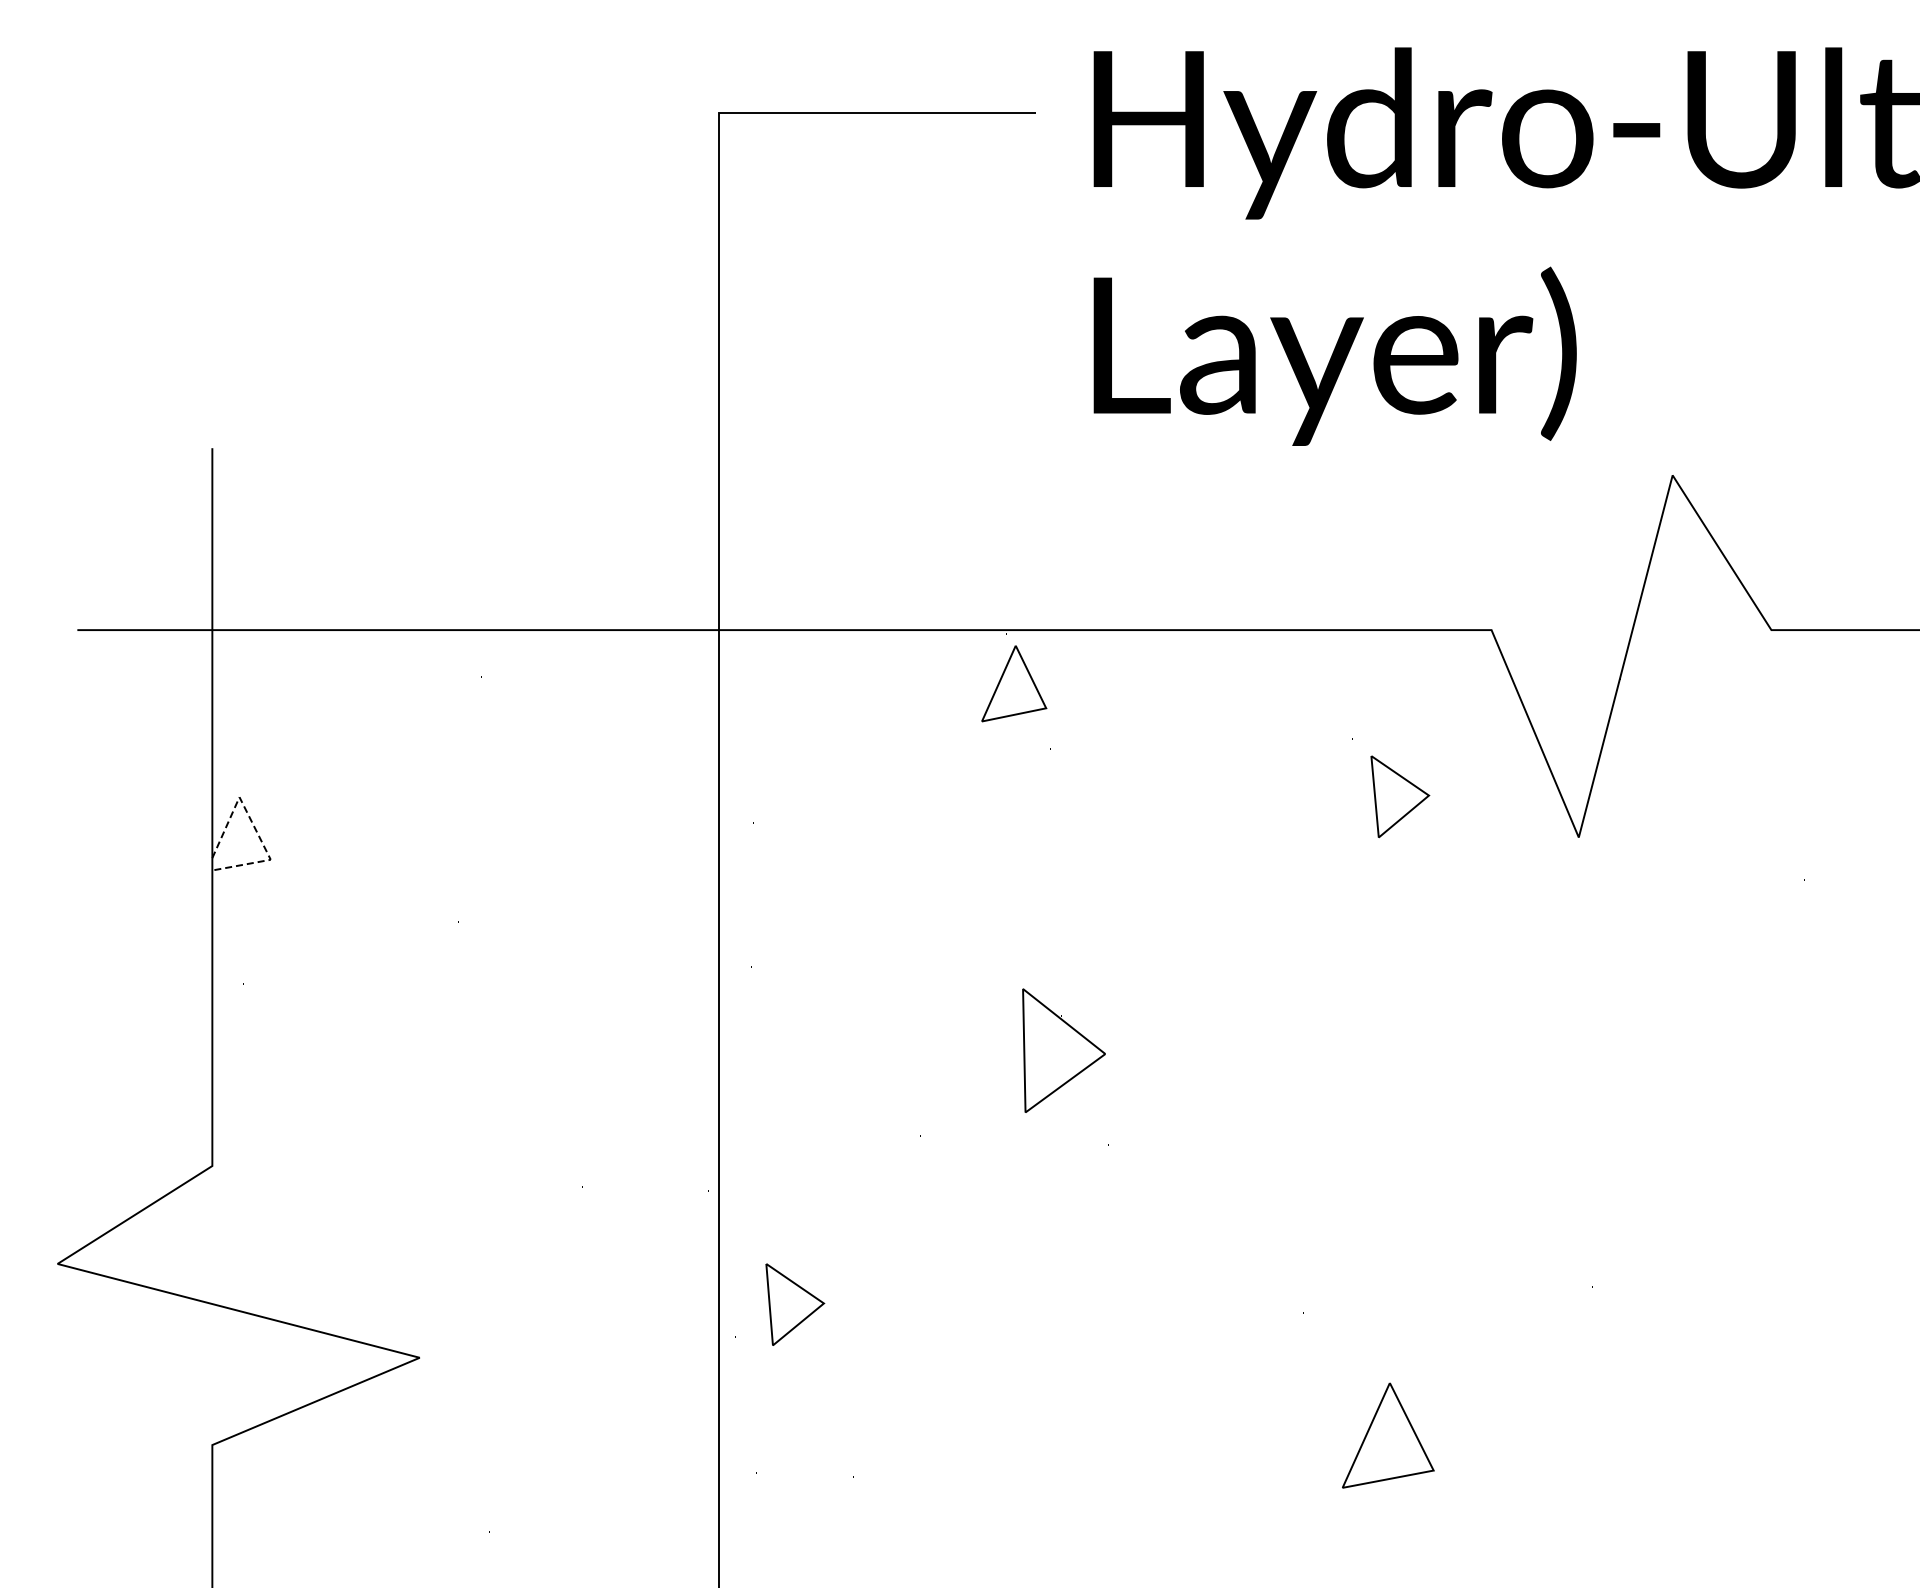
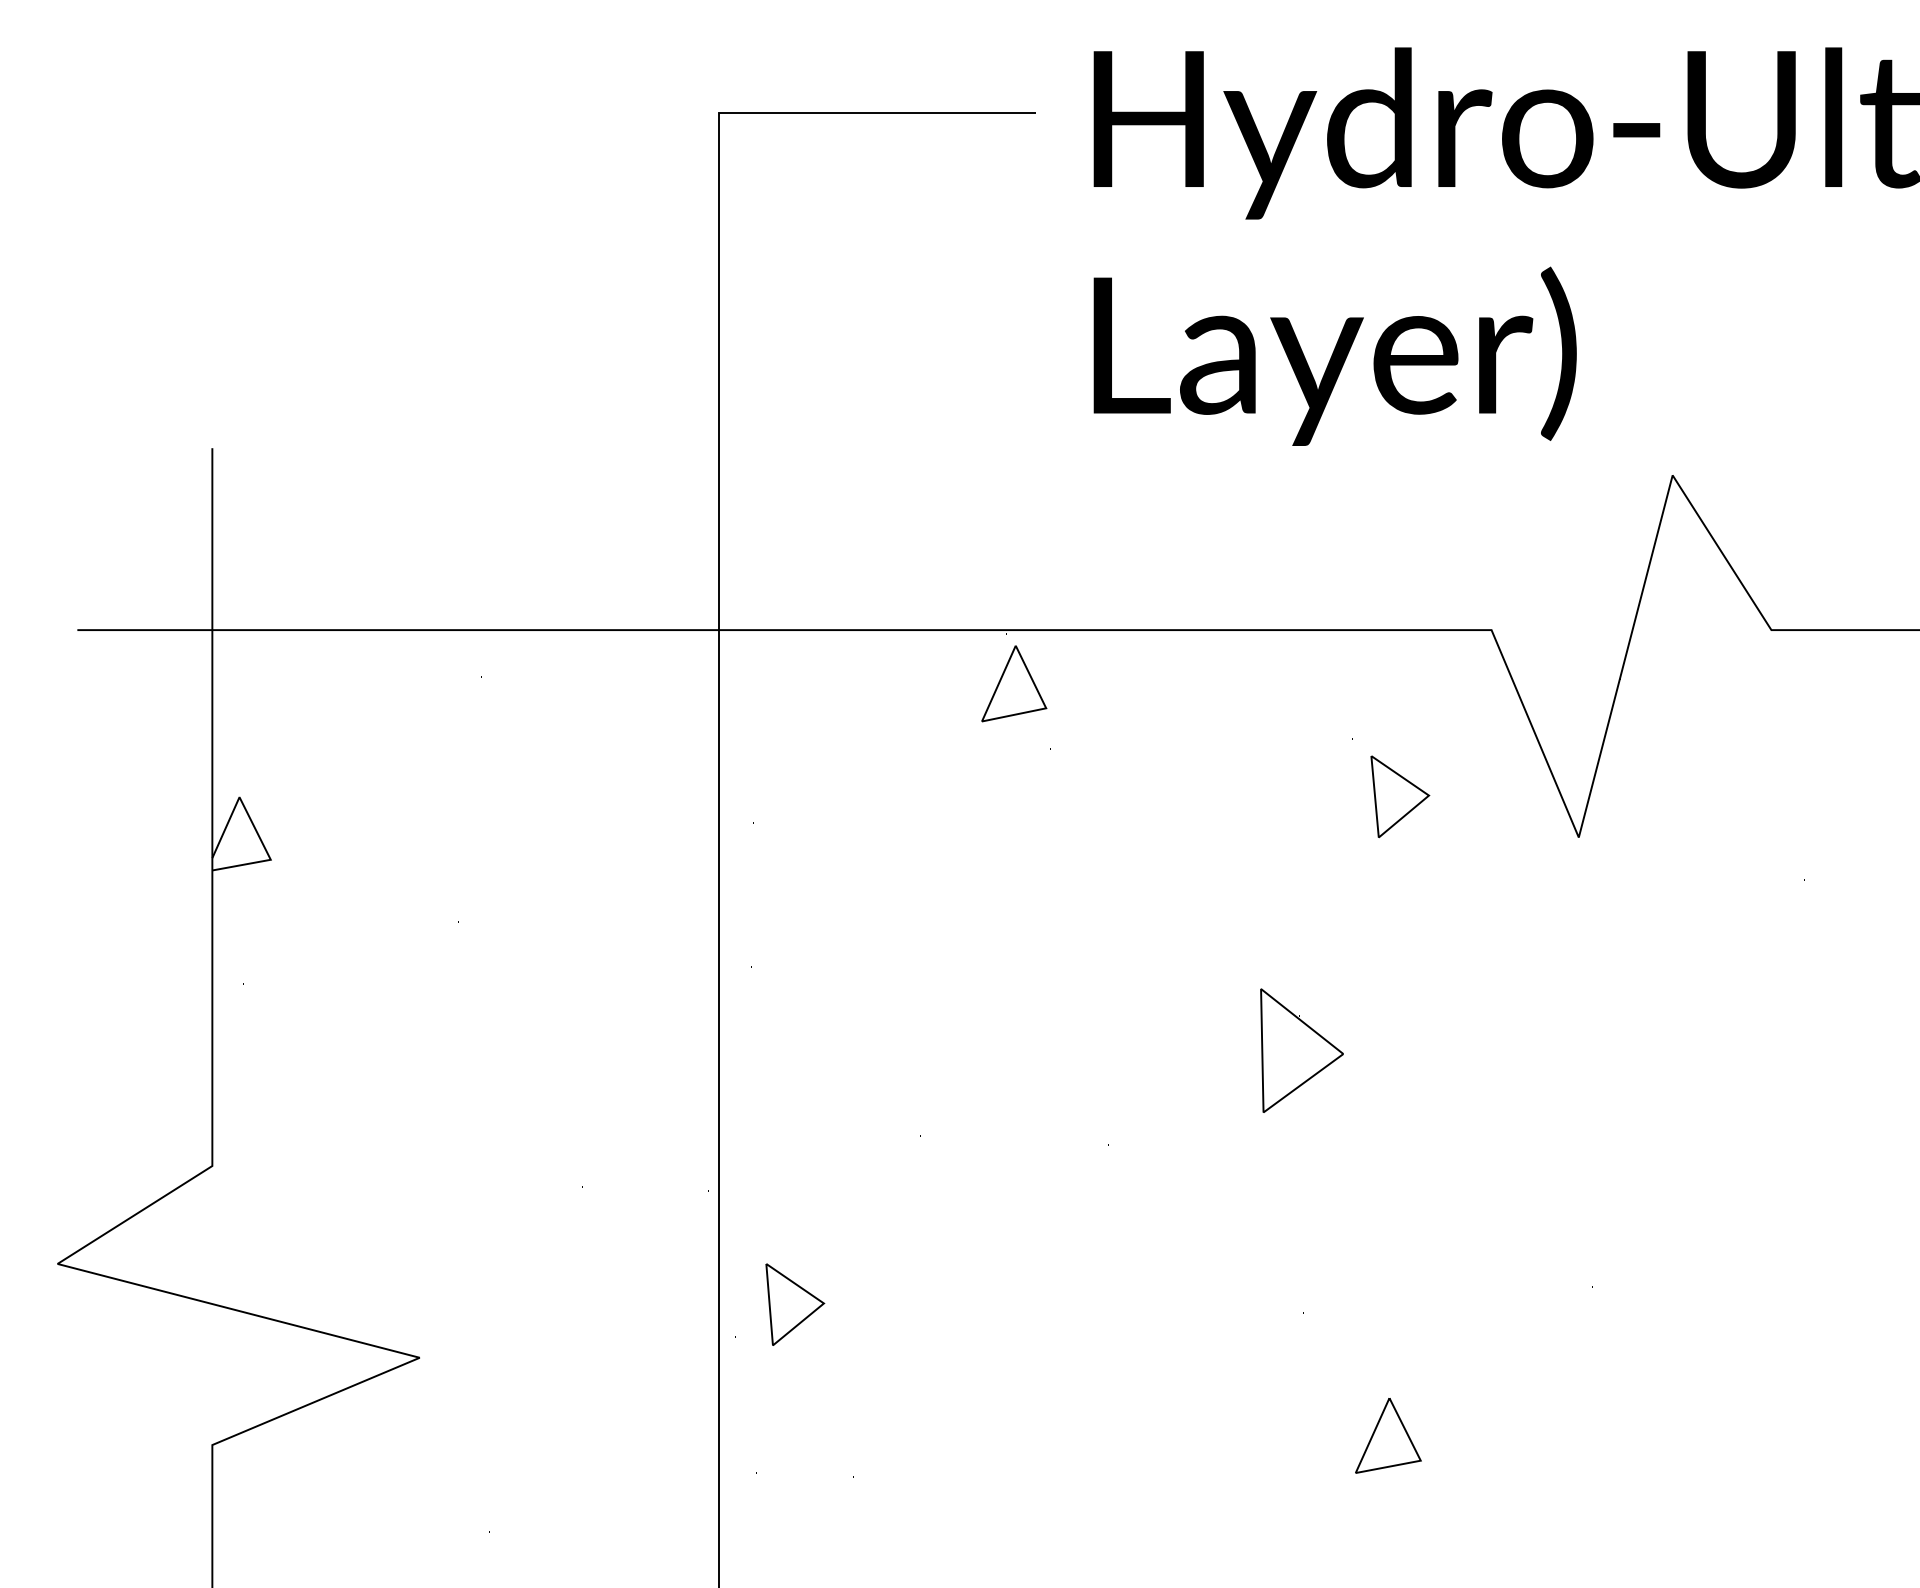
line: dashed -> solid (253, 825)
part position: (1063, 1050) -> (1301, 1050) (1301, 1050)
part size: 93x107 px -> 67x76 px (1388, 1435)
